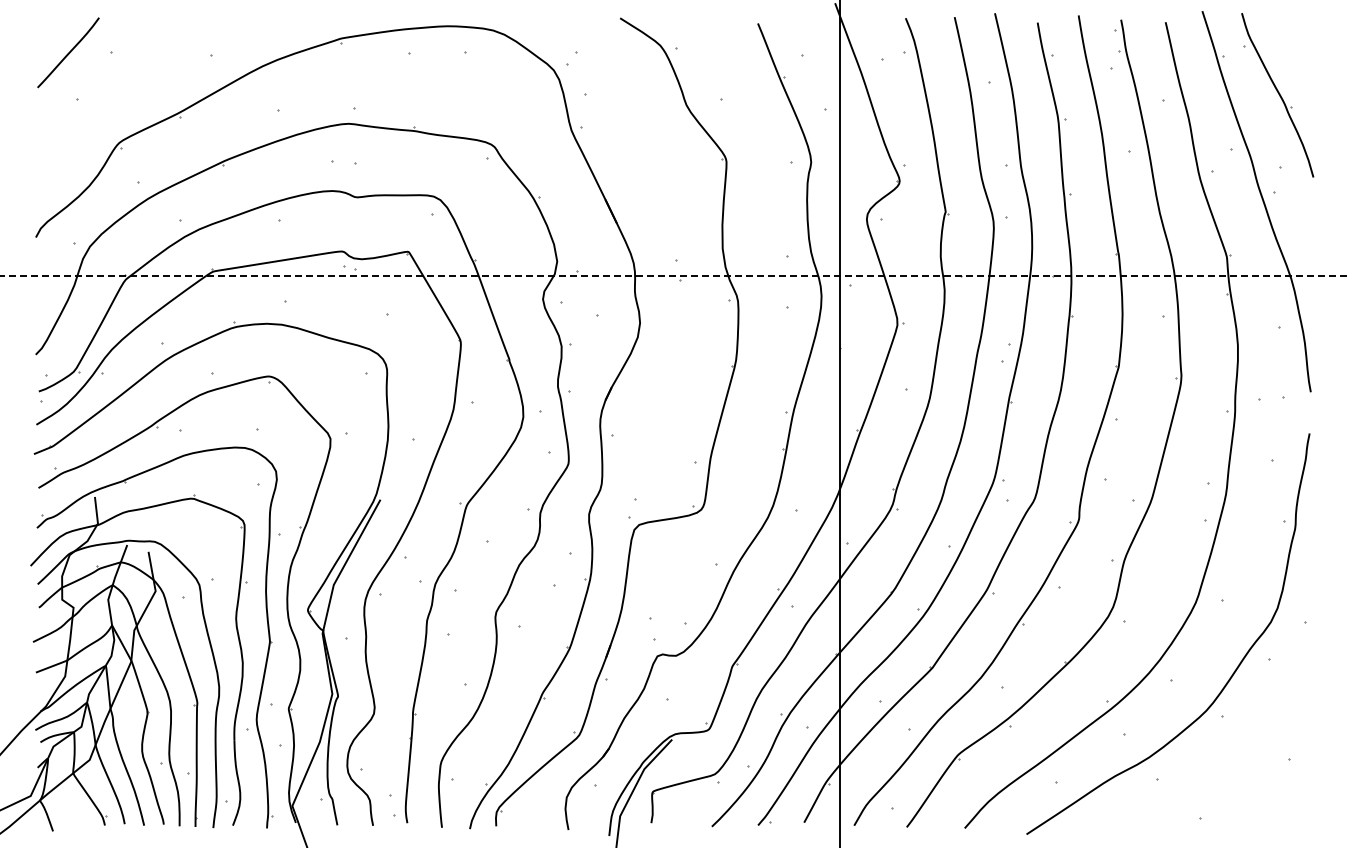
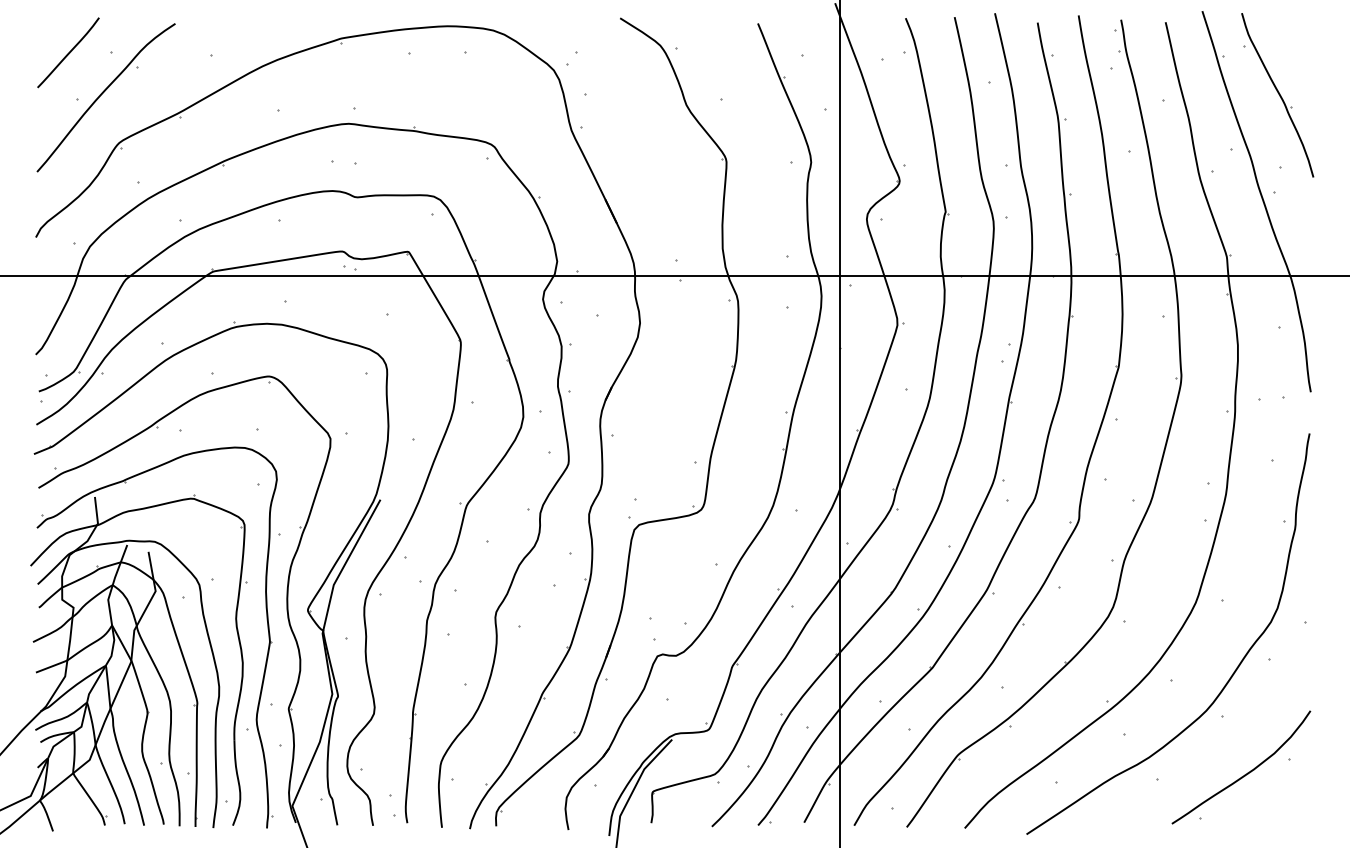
part: none -> present (105, 97)
line: dashed -> solid (675, 276)
curve: none -> present (1244, 774)
